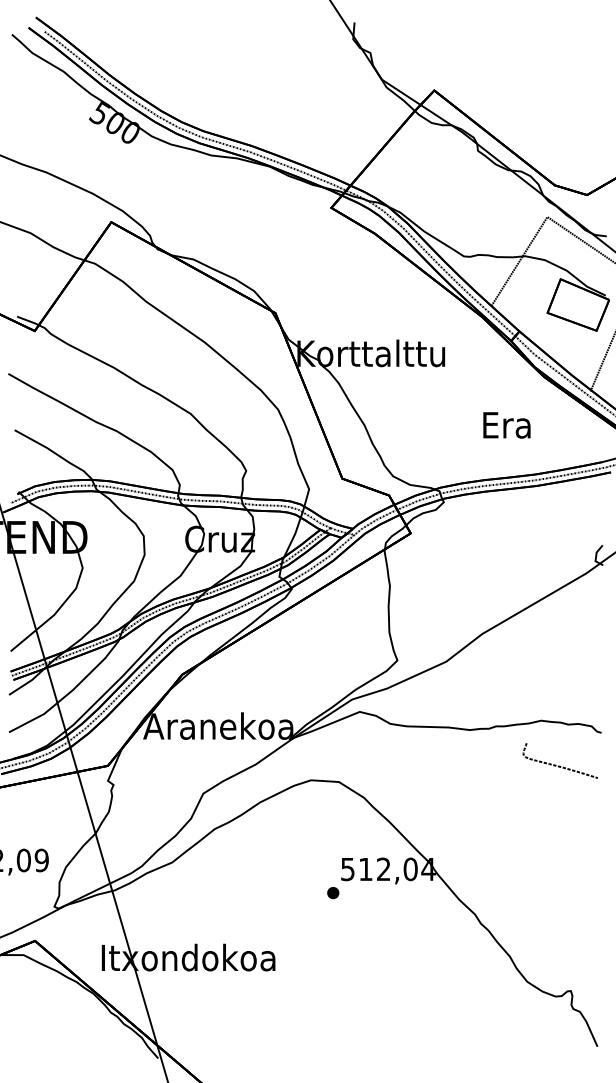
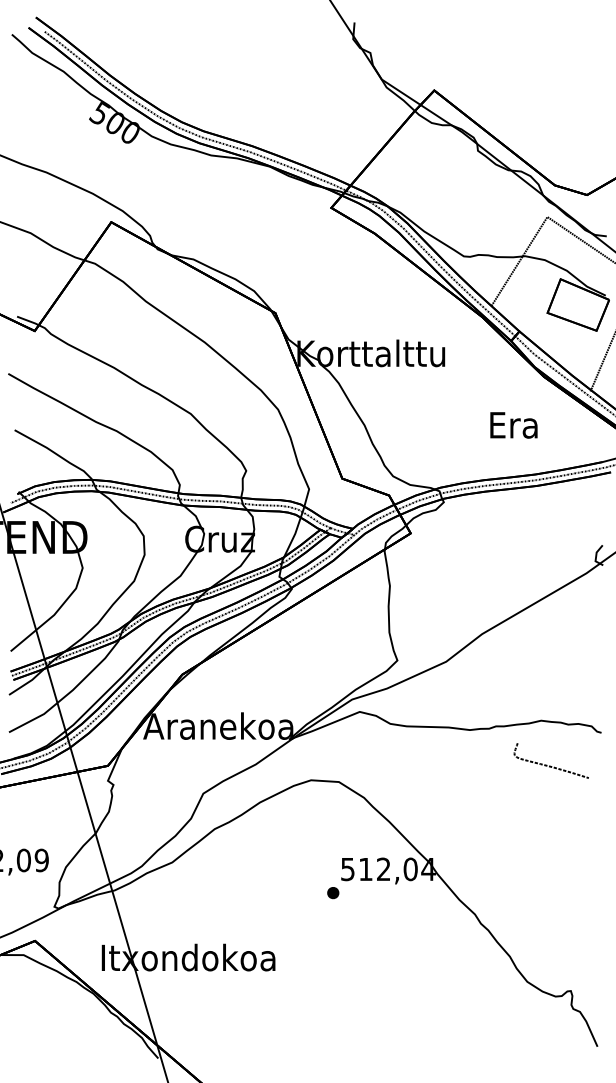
text position: (506, 425) -> (513, 425) (513, 425)
curve position: (559, 765) -> (550, 765) (550, 765)
